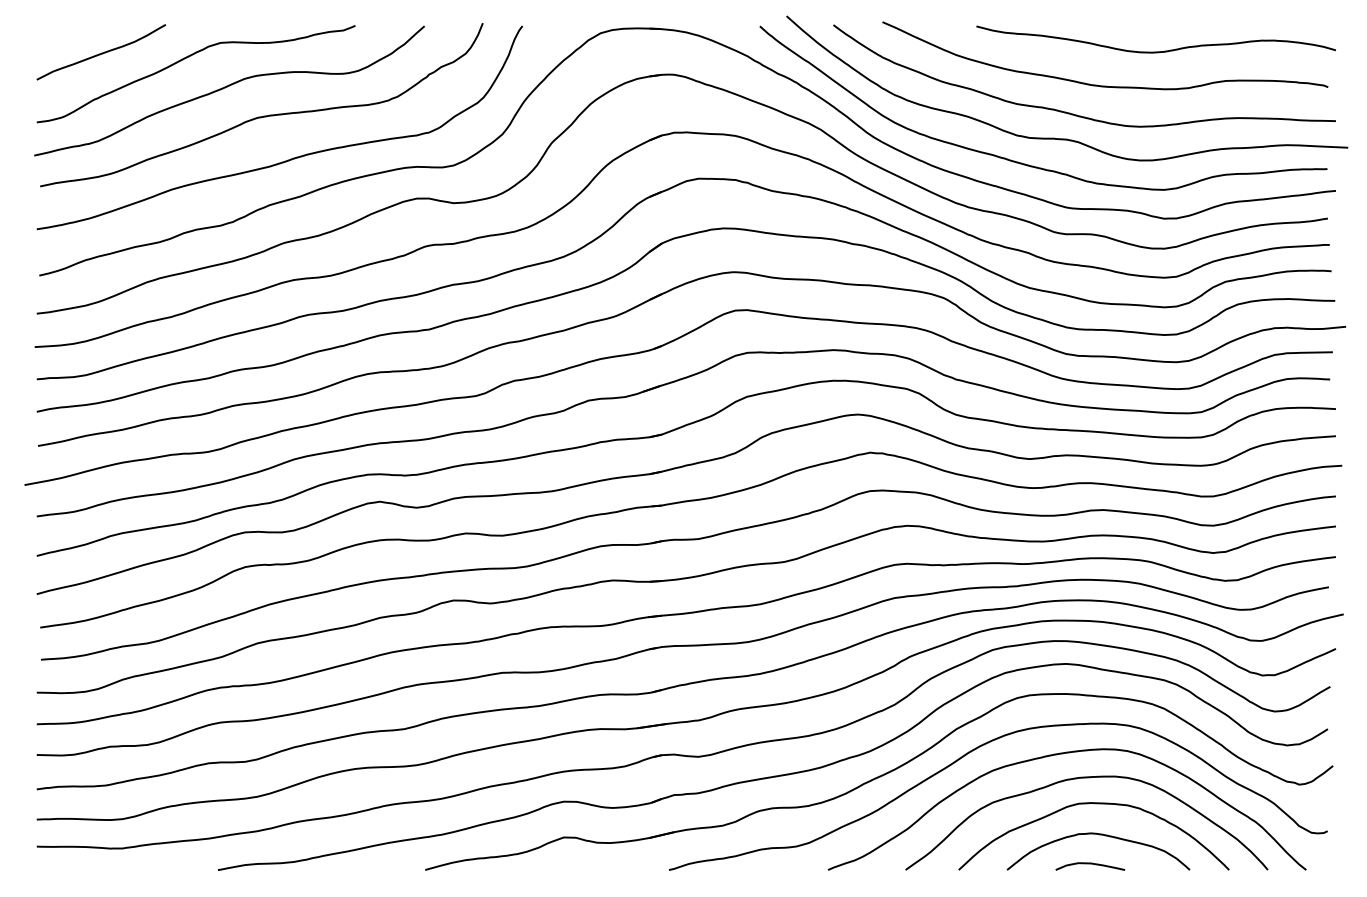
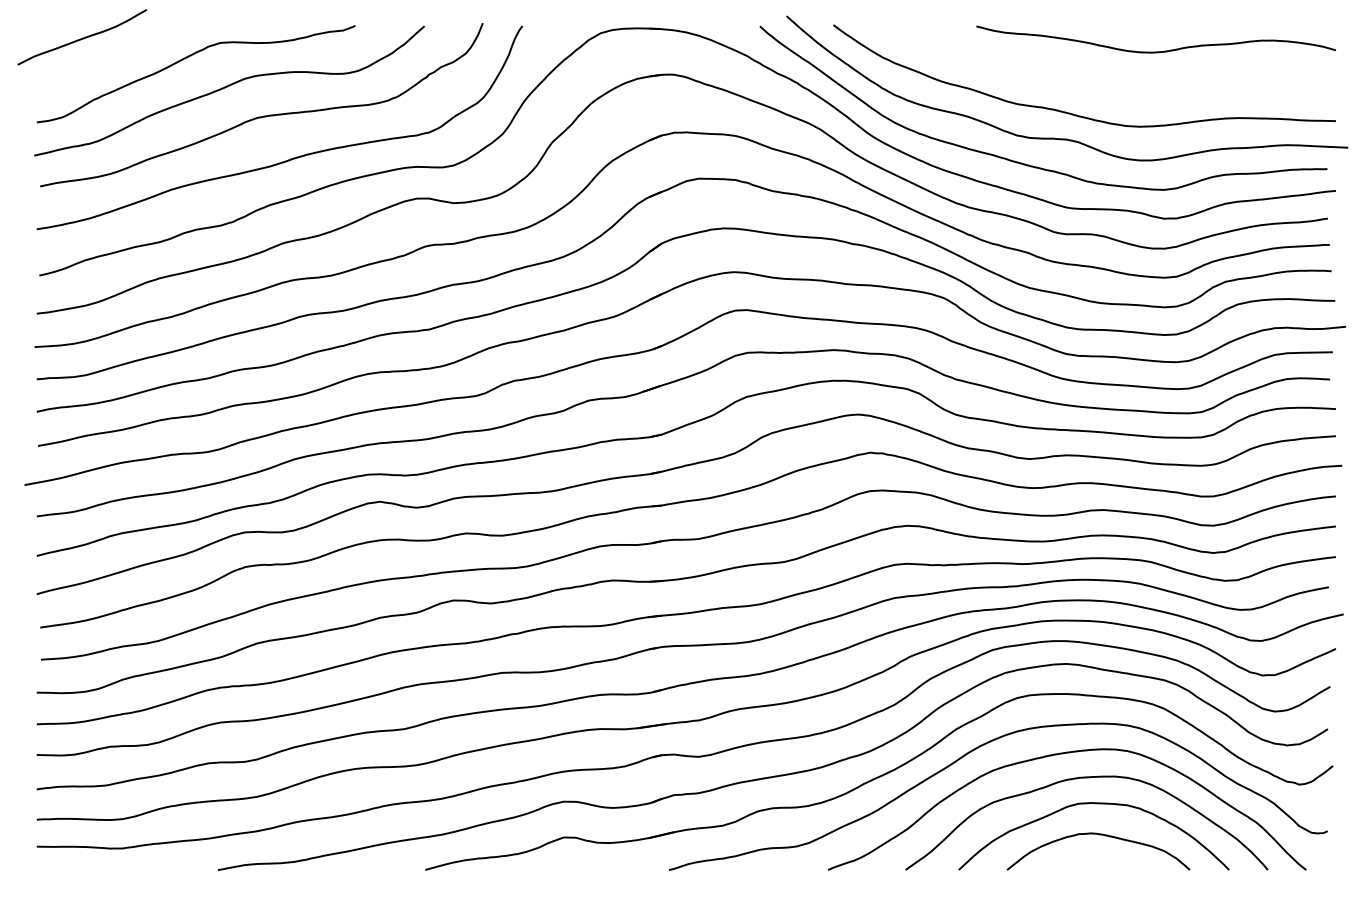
curve position: (101, 52) -> (82, 37) (82, 37)
curve: present -> none (1105, 85)
curve: present -> none (1090, 864)
